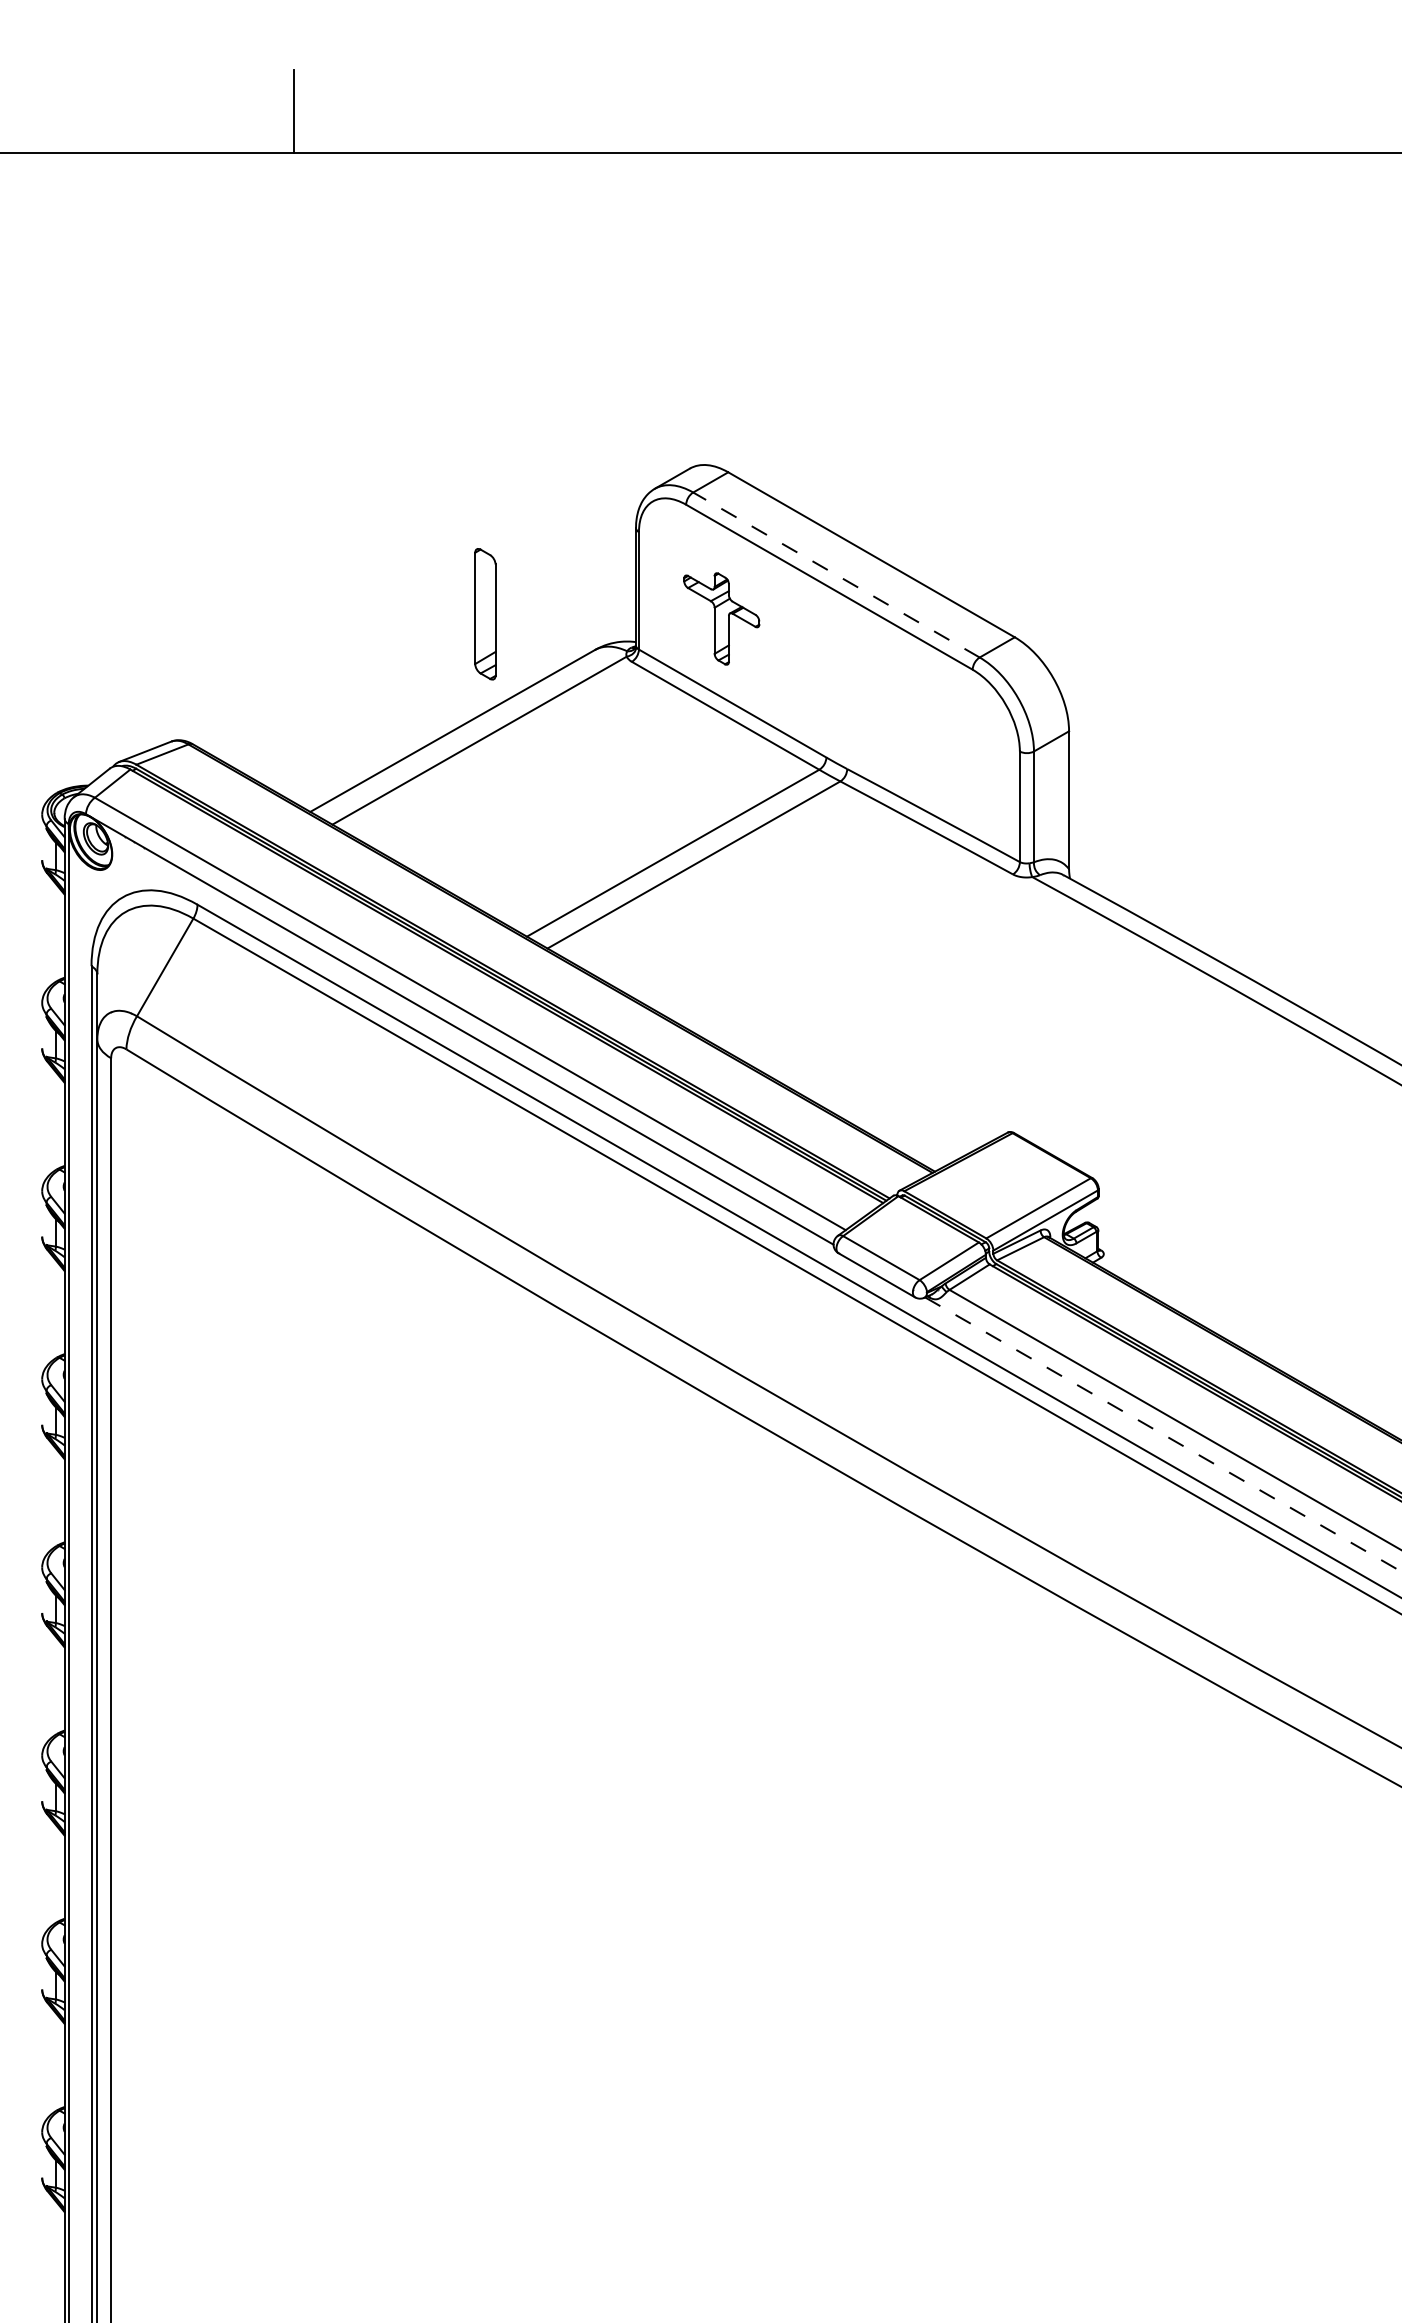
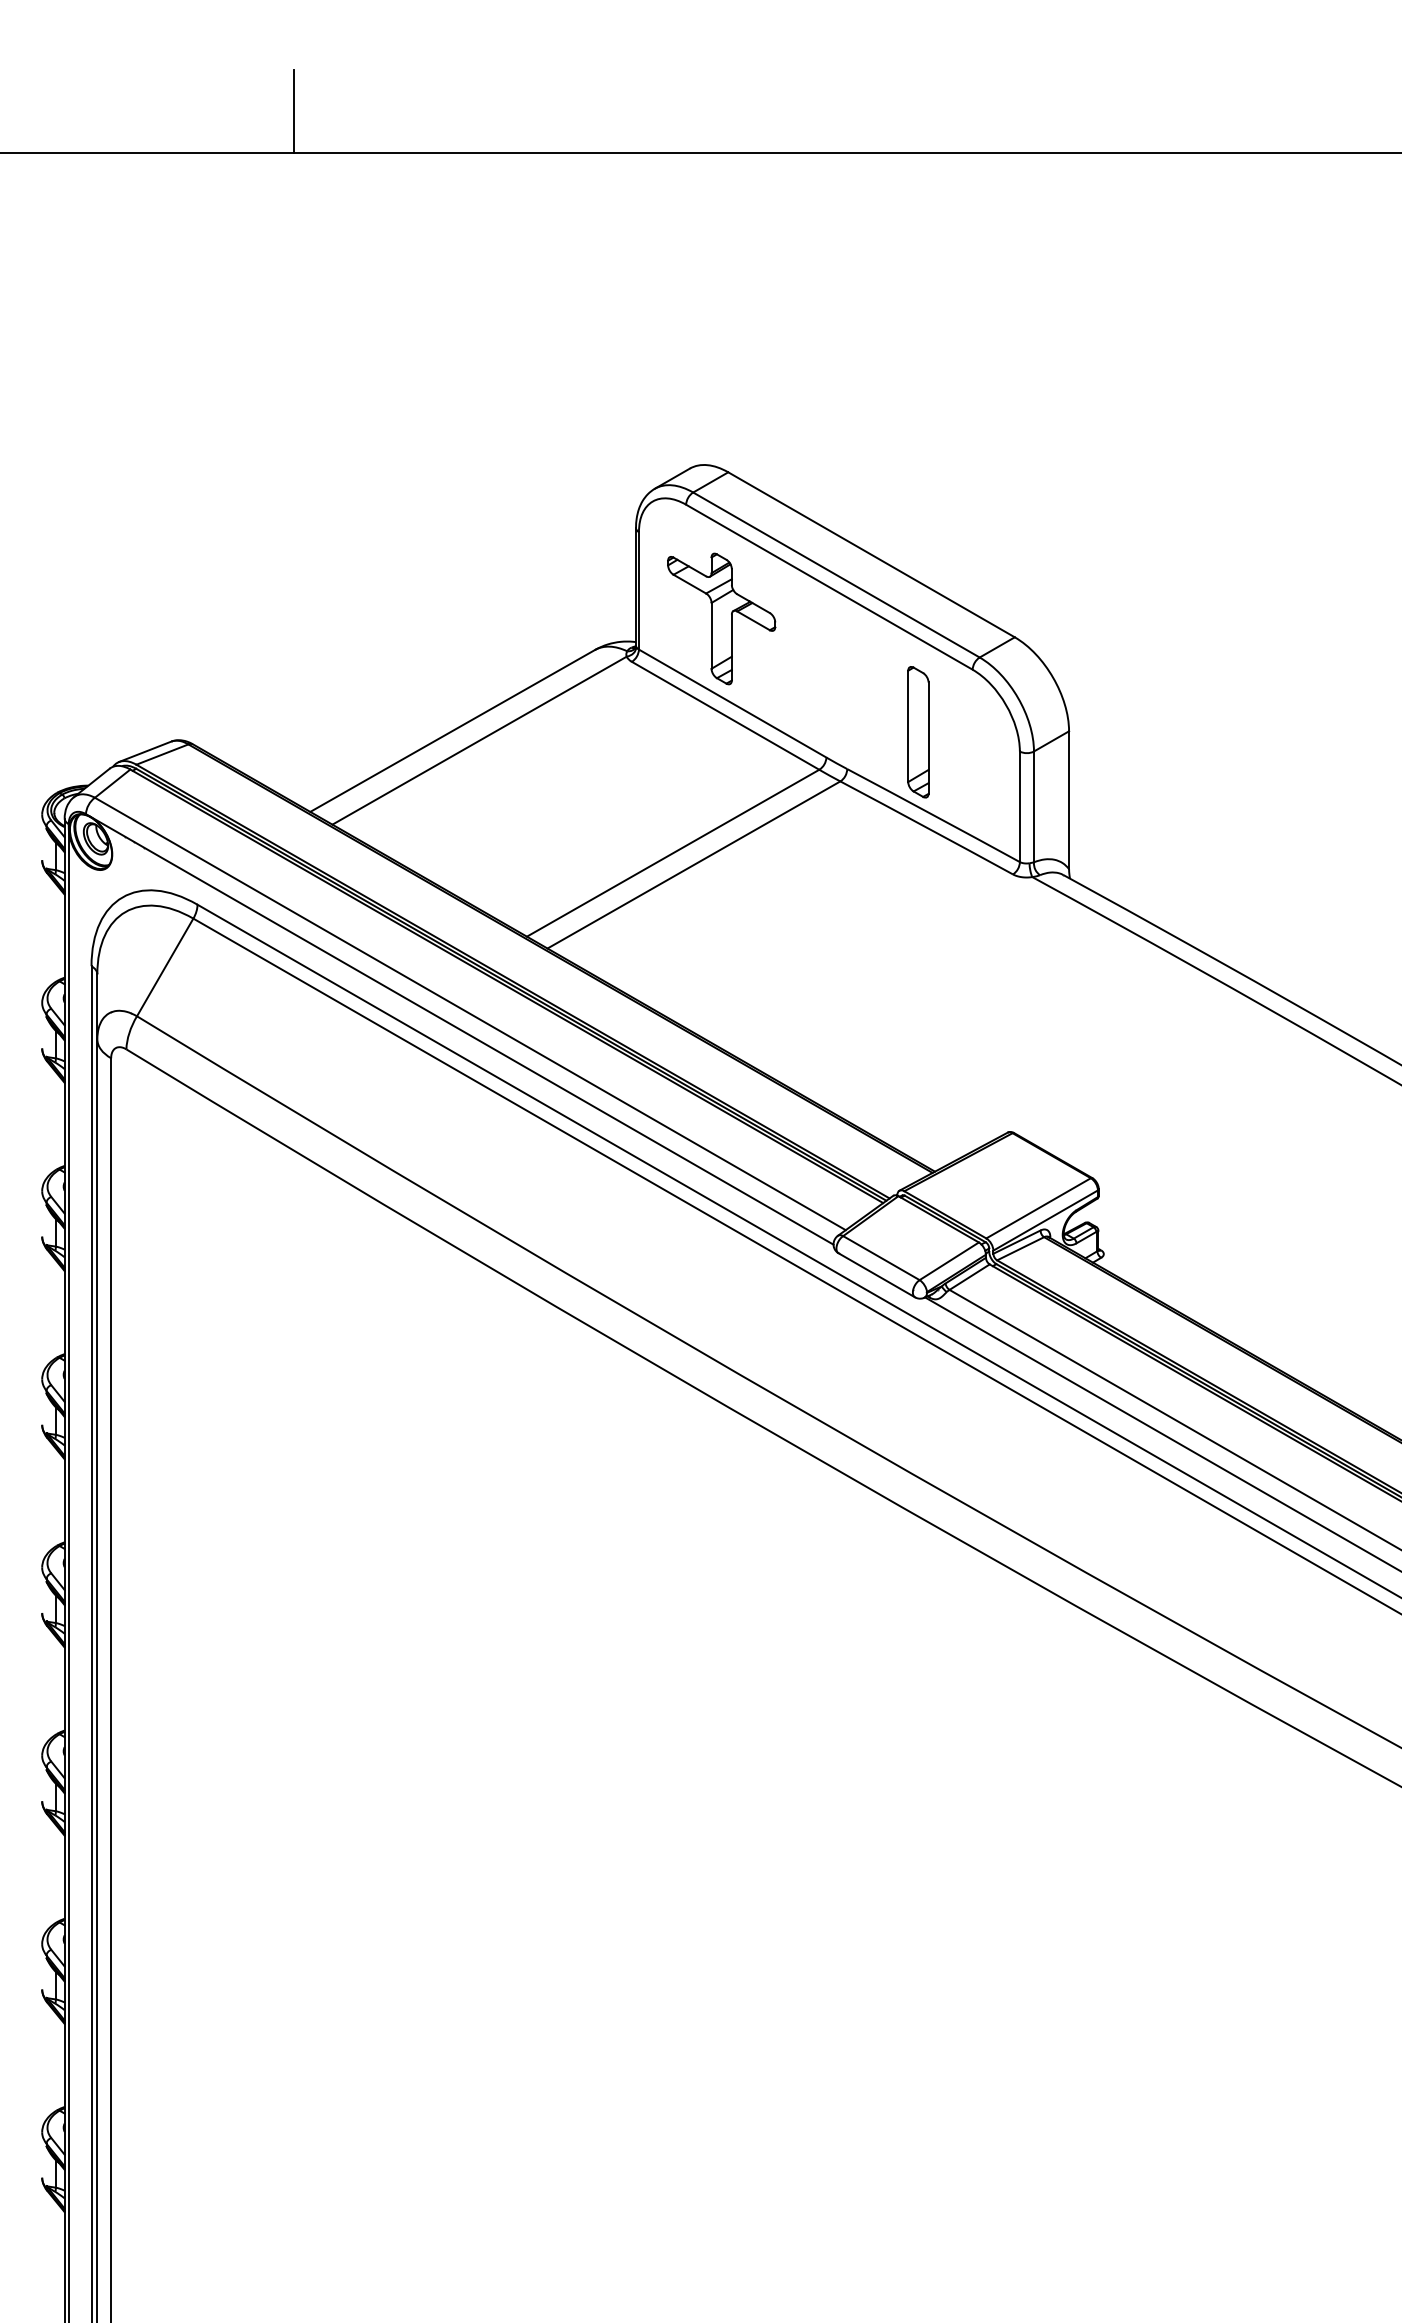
line: dashed -> solid (836, 574)
part position: (485, 614) -> (918, 732) (918, 732)
part size: 78x94 px -> 110x134 px (721, 618)
line: dashed -> solid (1163, 1434)
